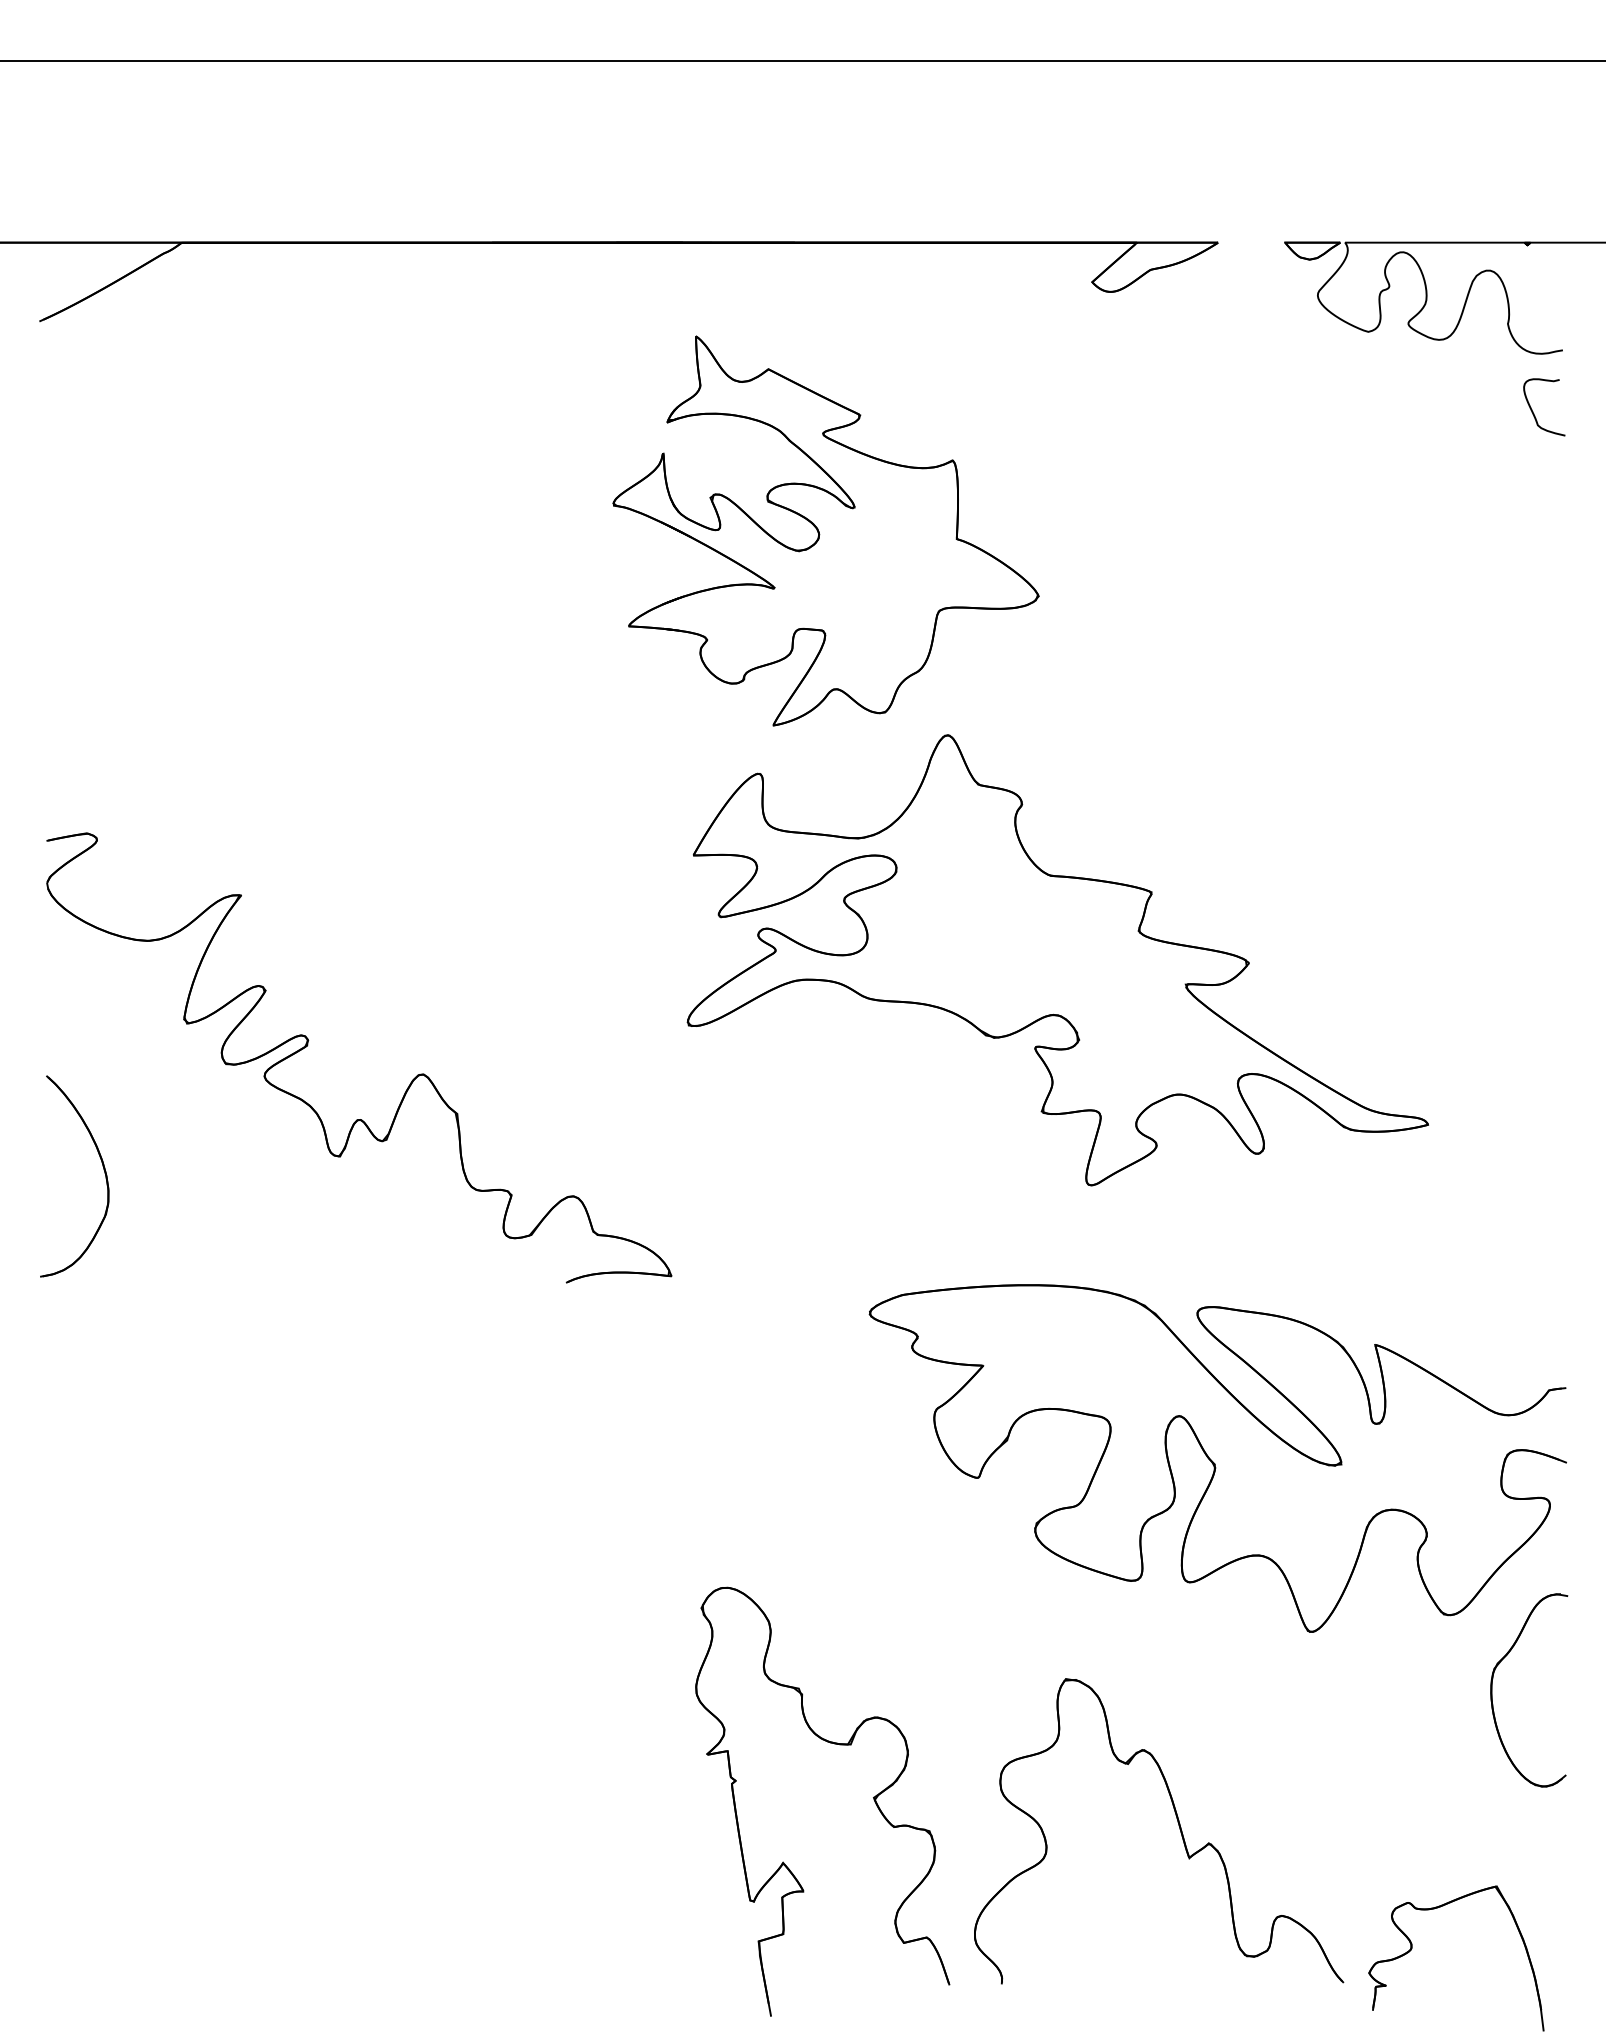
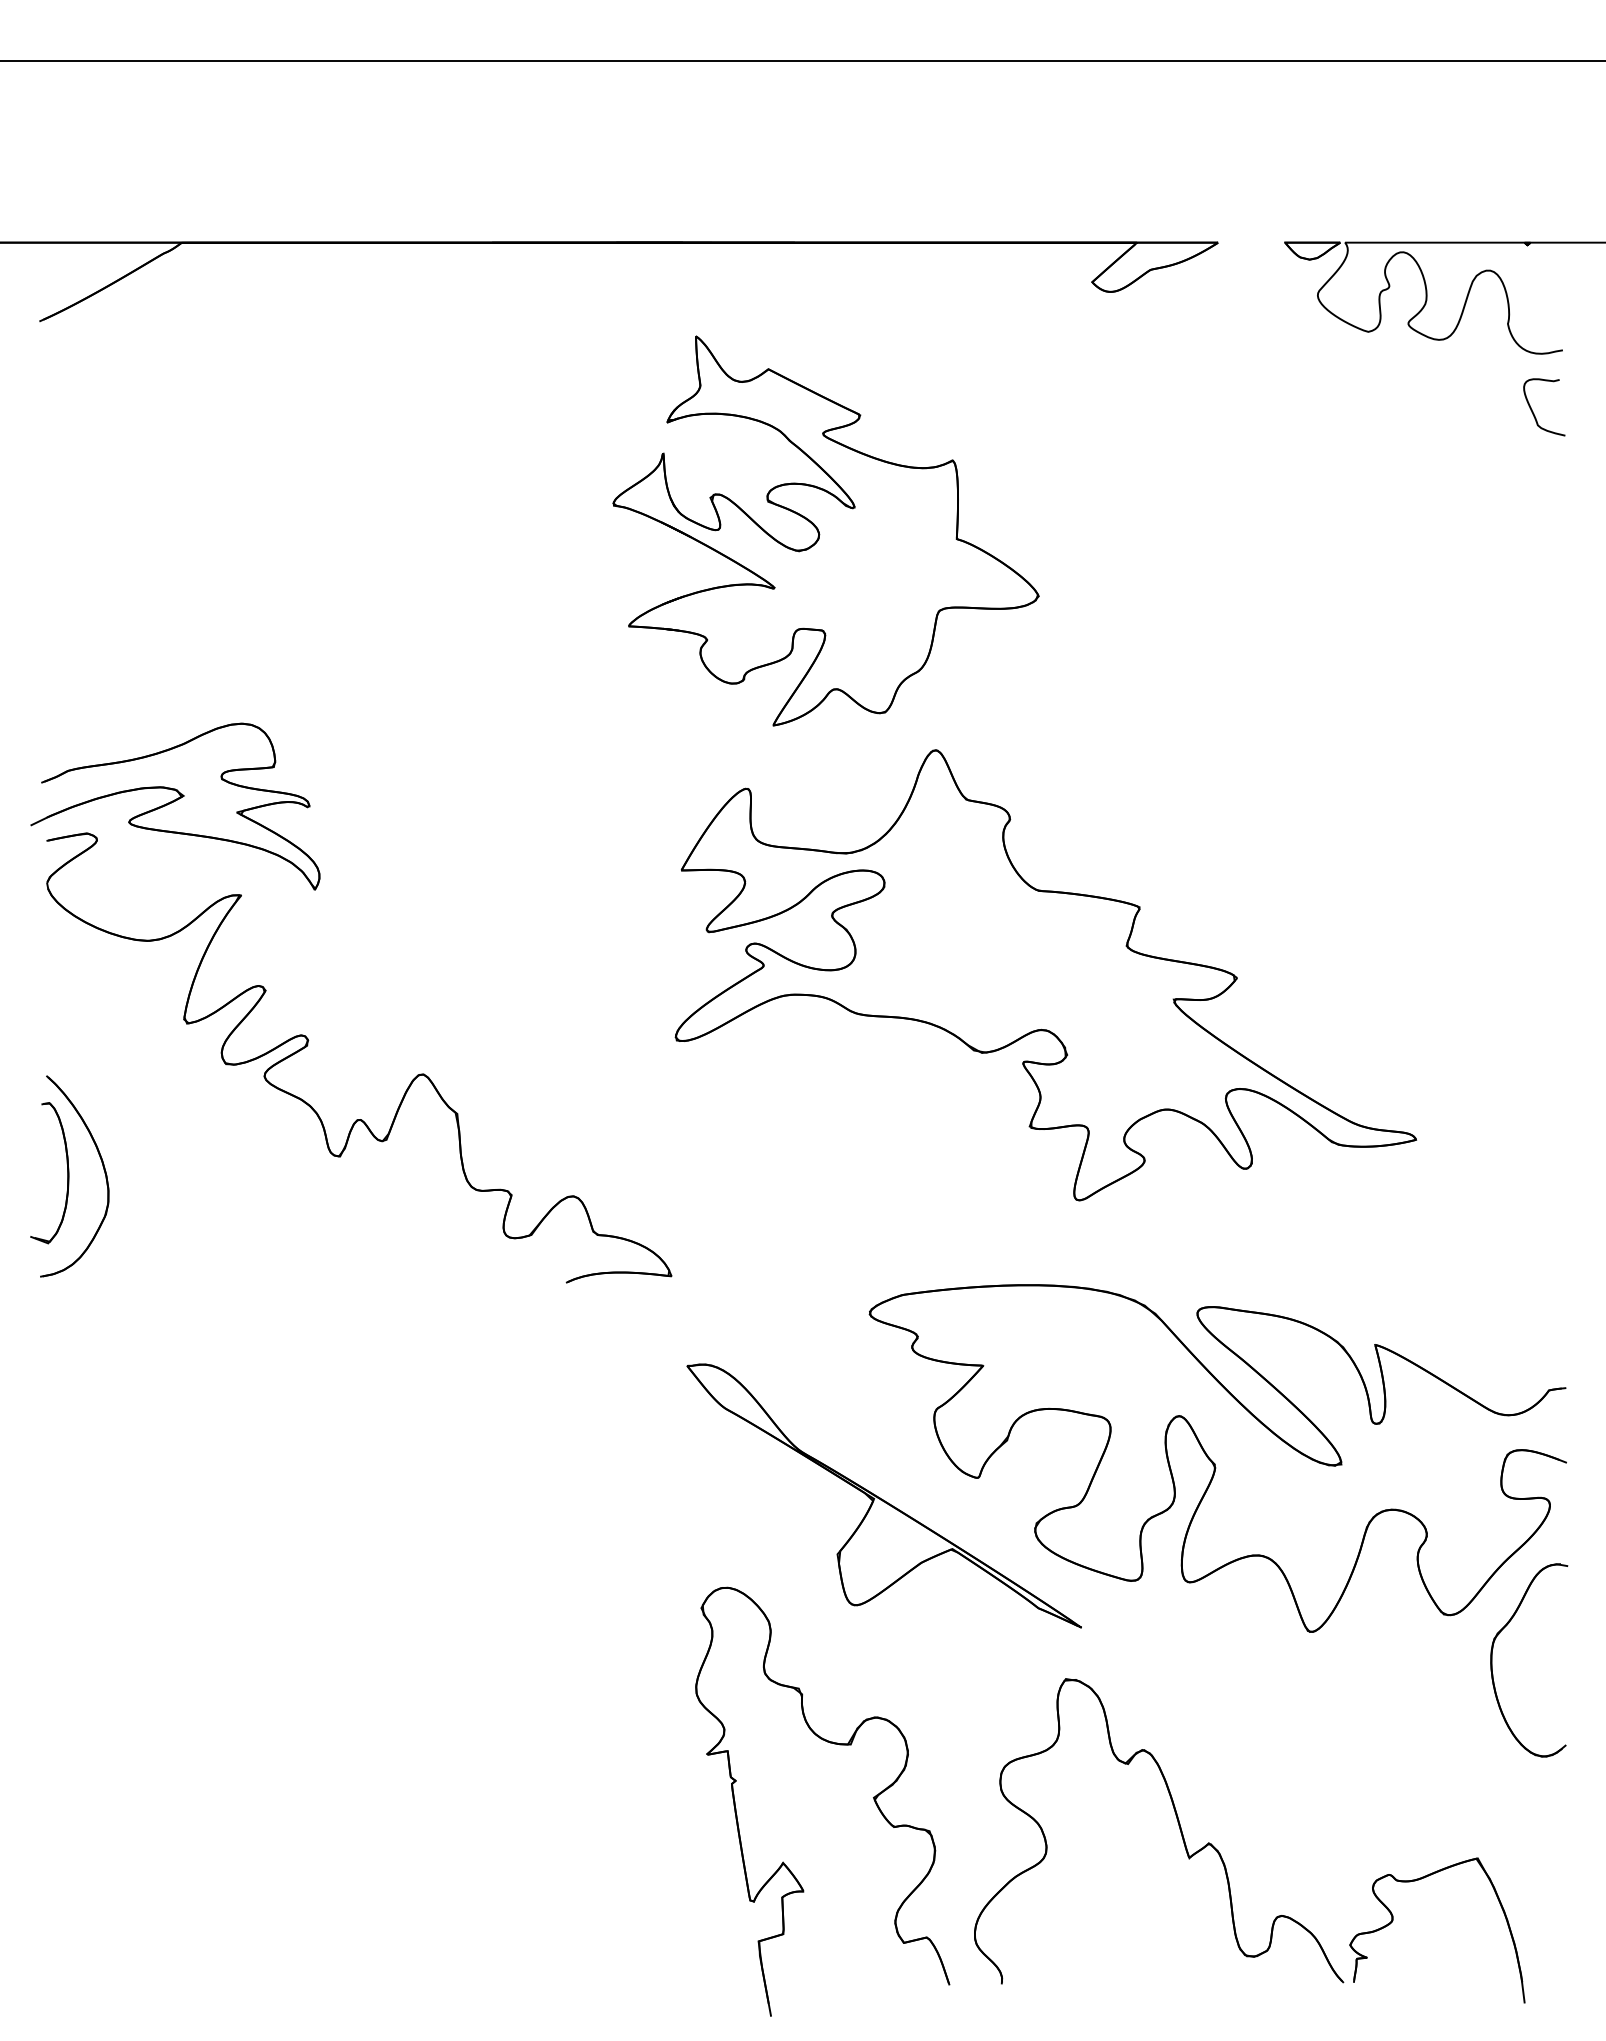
part: none -> present (175, 806)
part position: (1057, 960) -> (1045, 975) (1045, 975)
part: none -> present (67, 1173)
part: none -> present (883, 1495)
part position: (1492, 1690) -> (1492, 1660) (1492, 1660)
part position: (1412, 1948) -> (1393, 1920) (1393, 1920)
